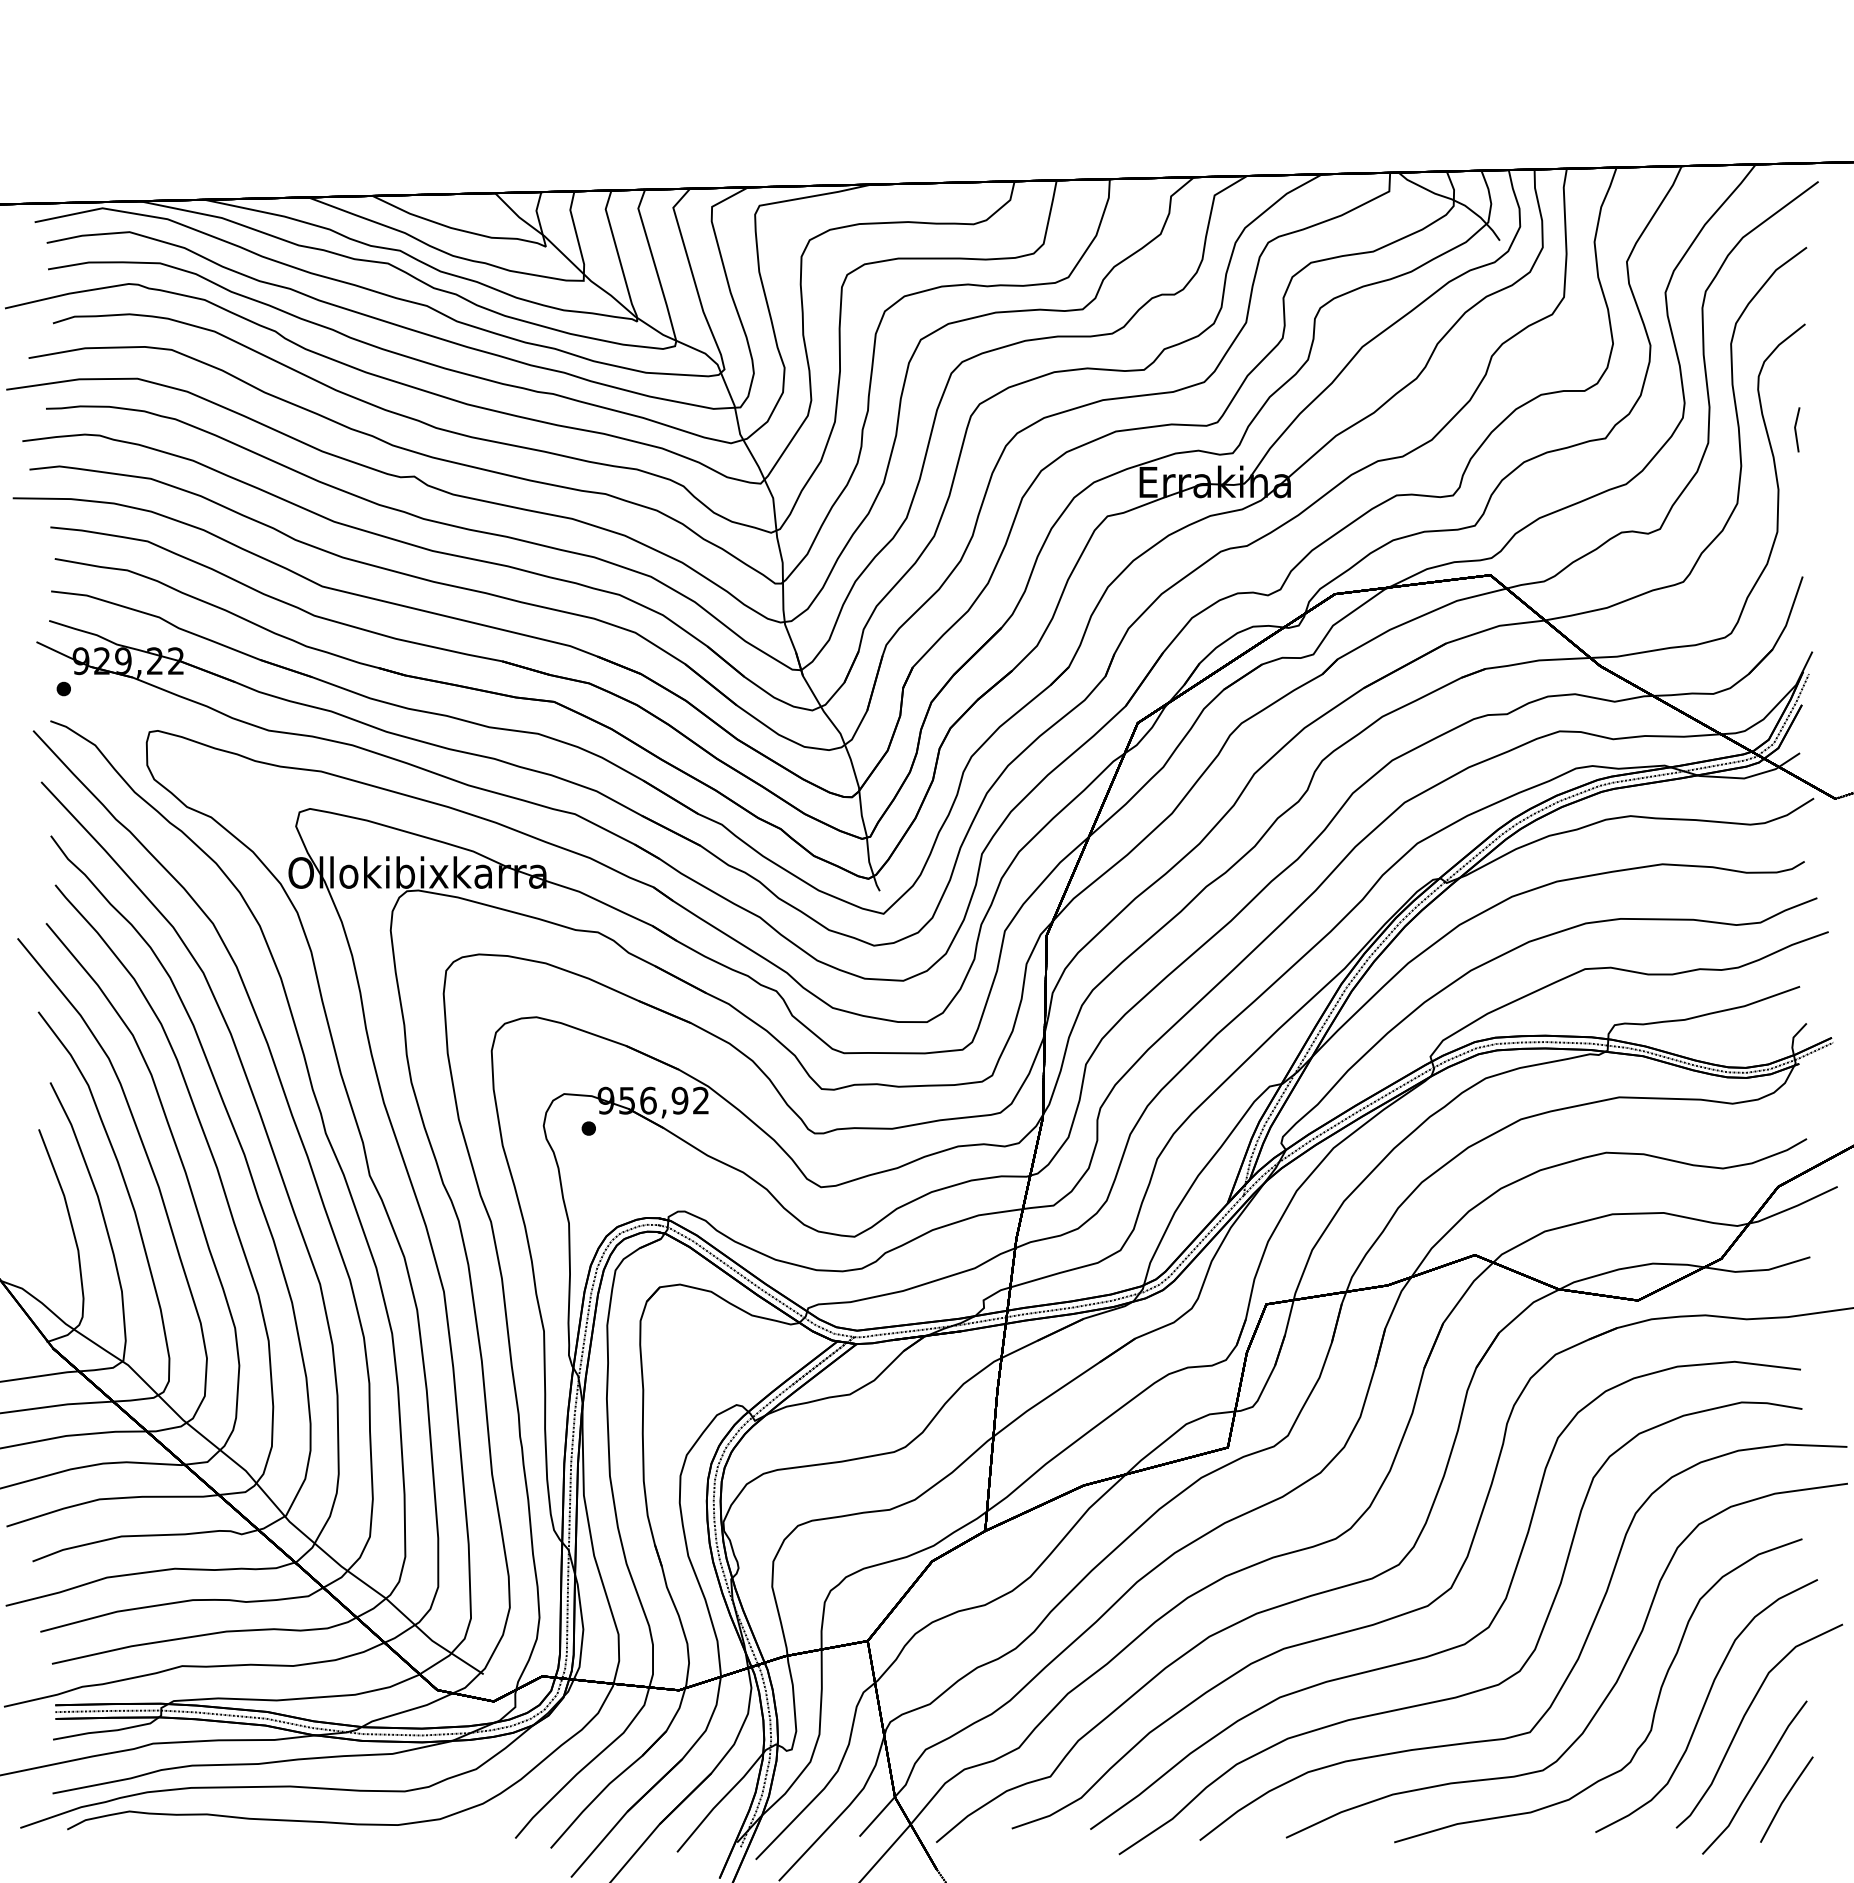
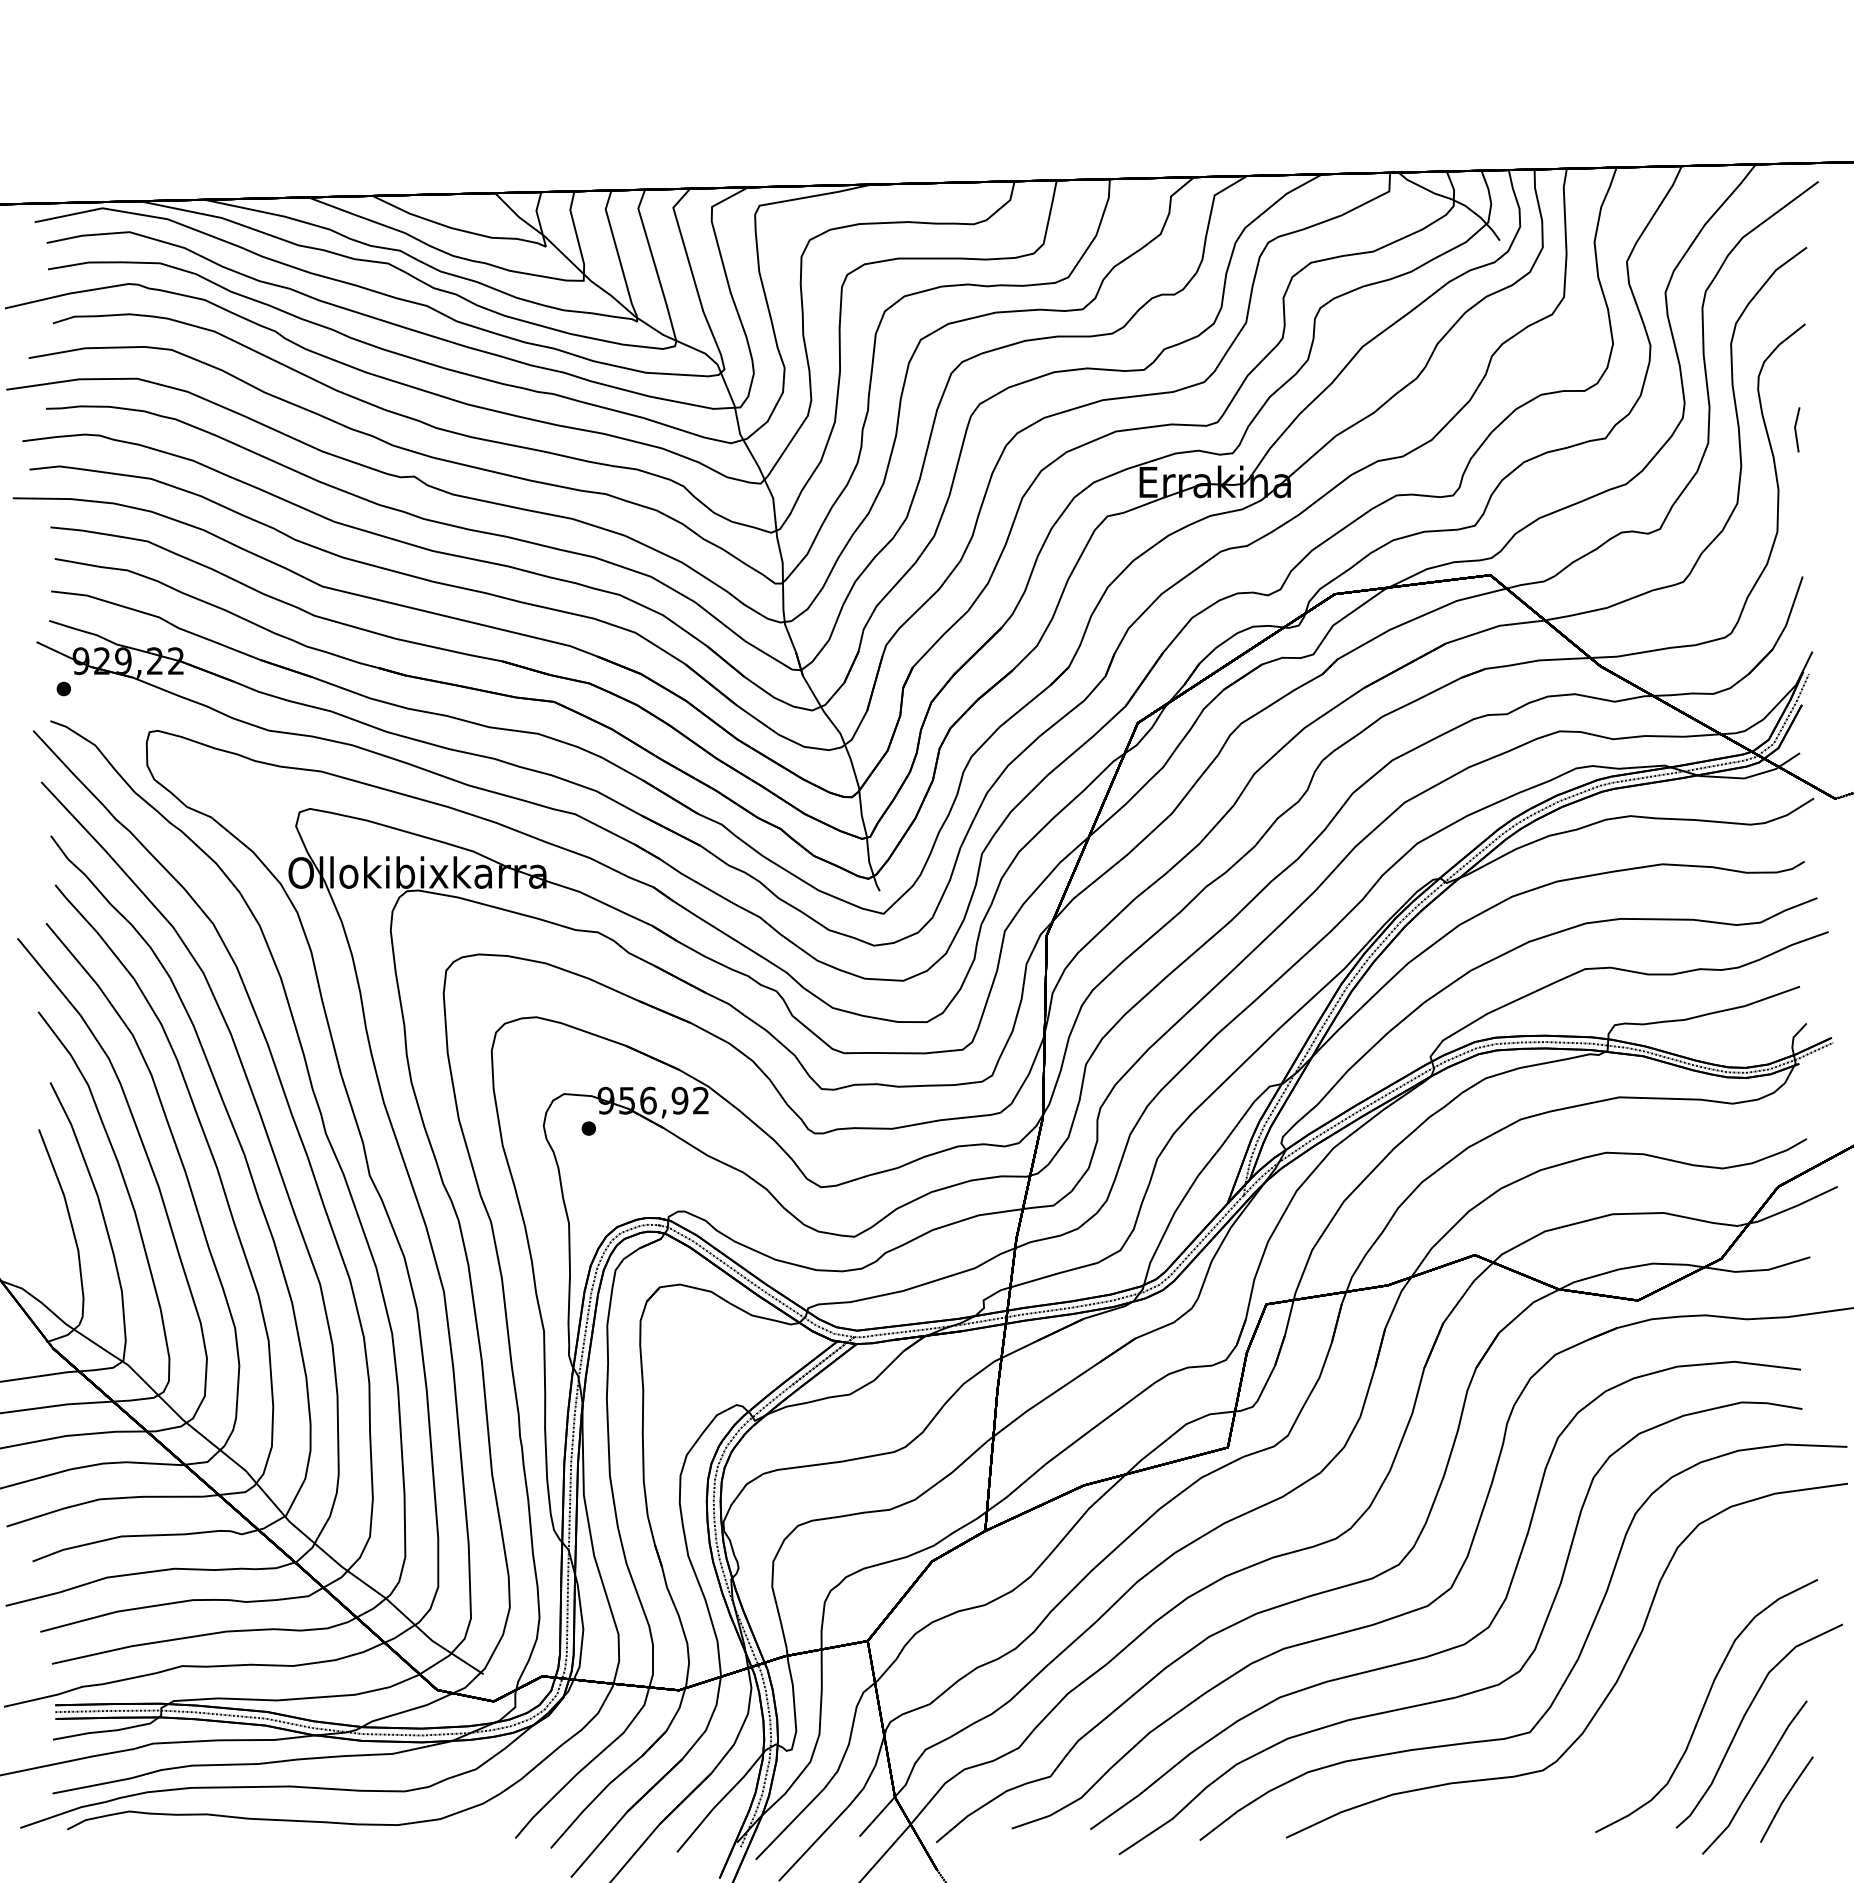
part: present -> none (1655, 1704)
